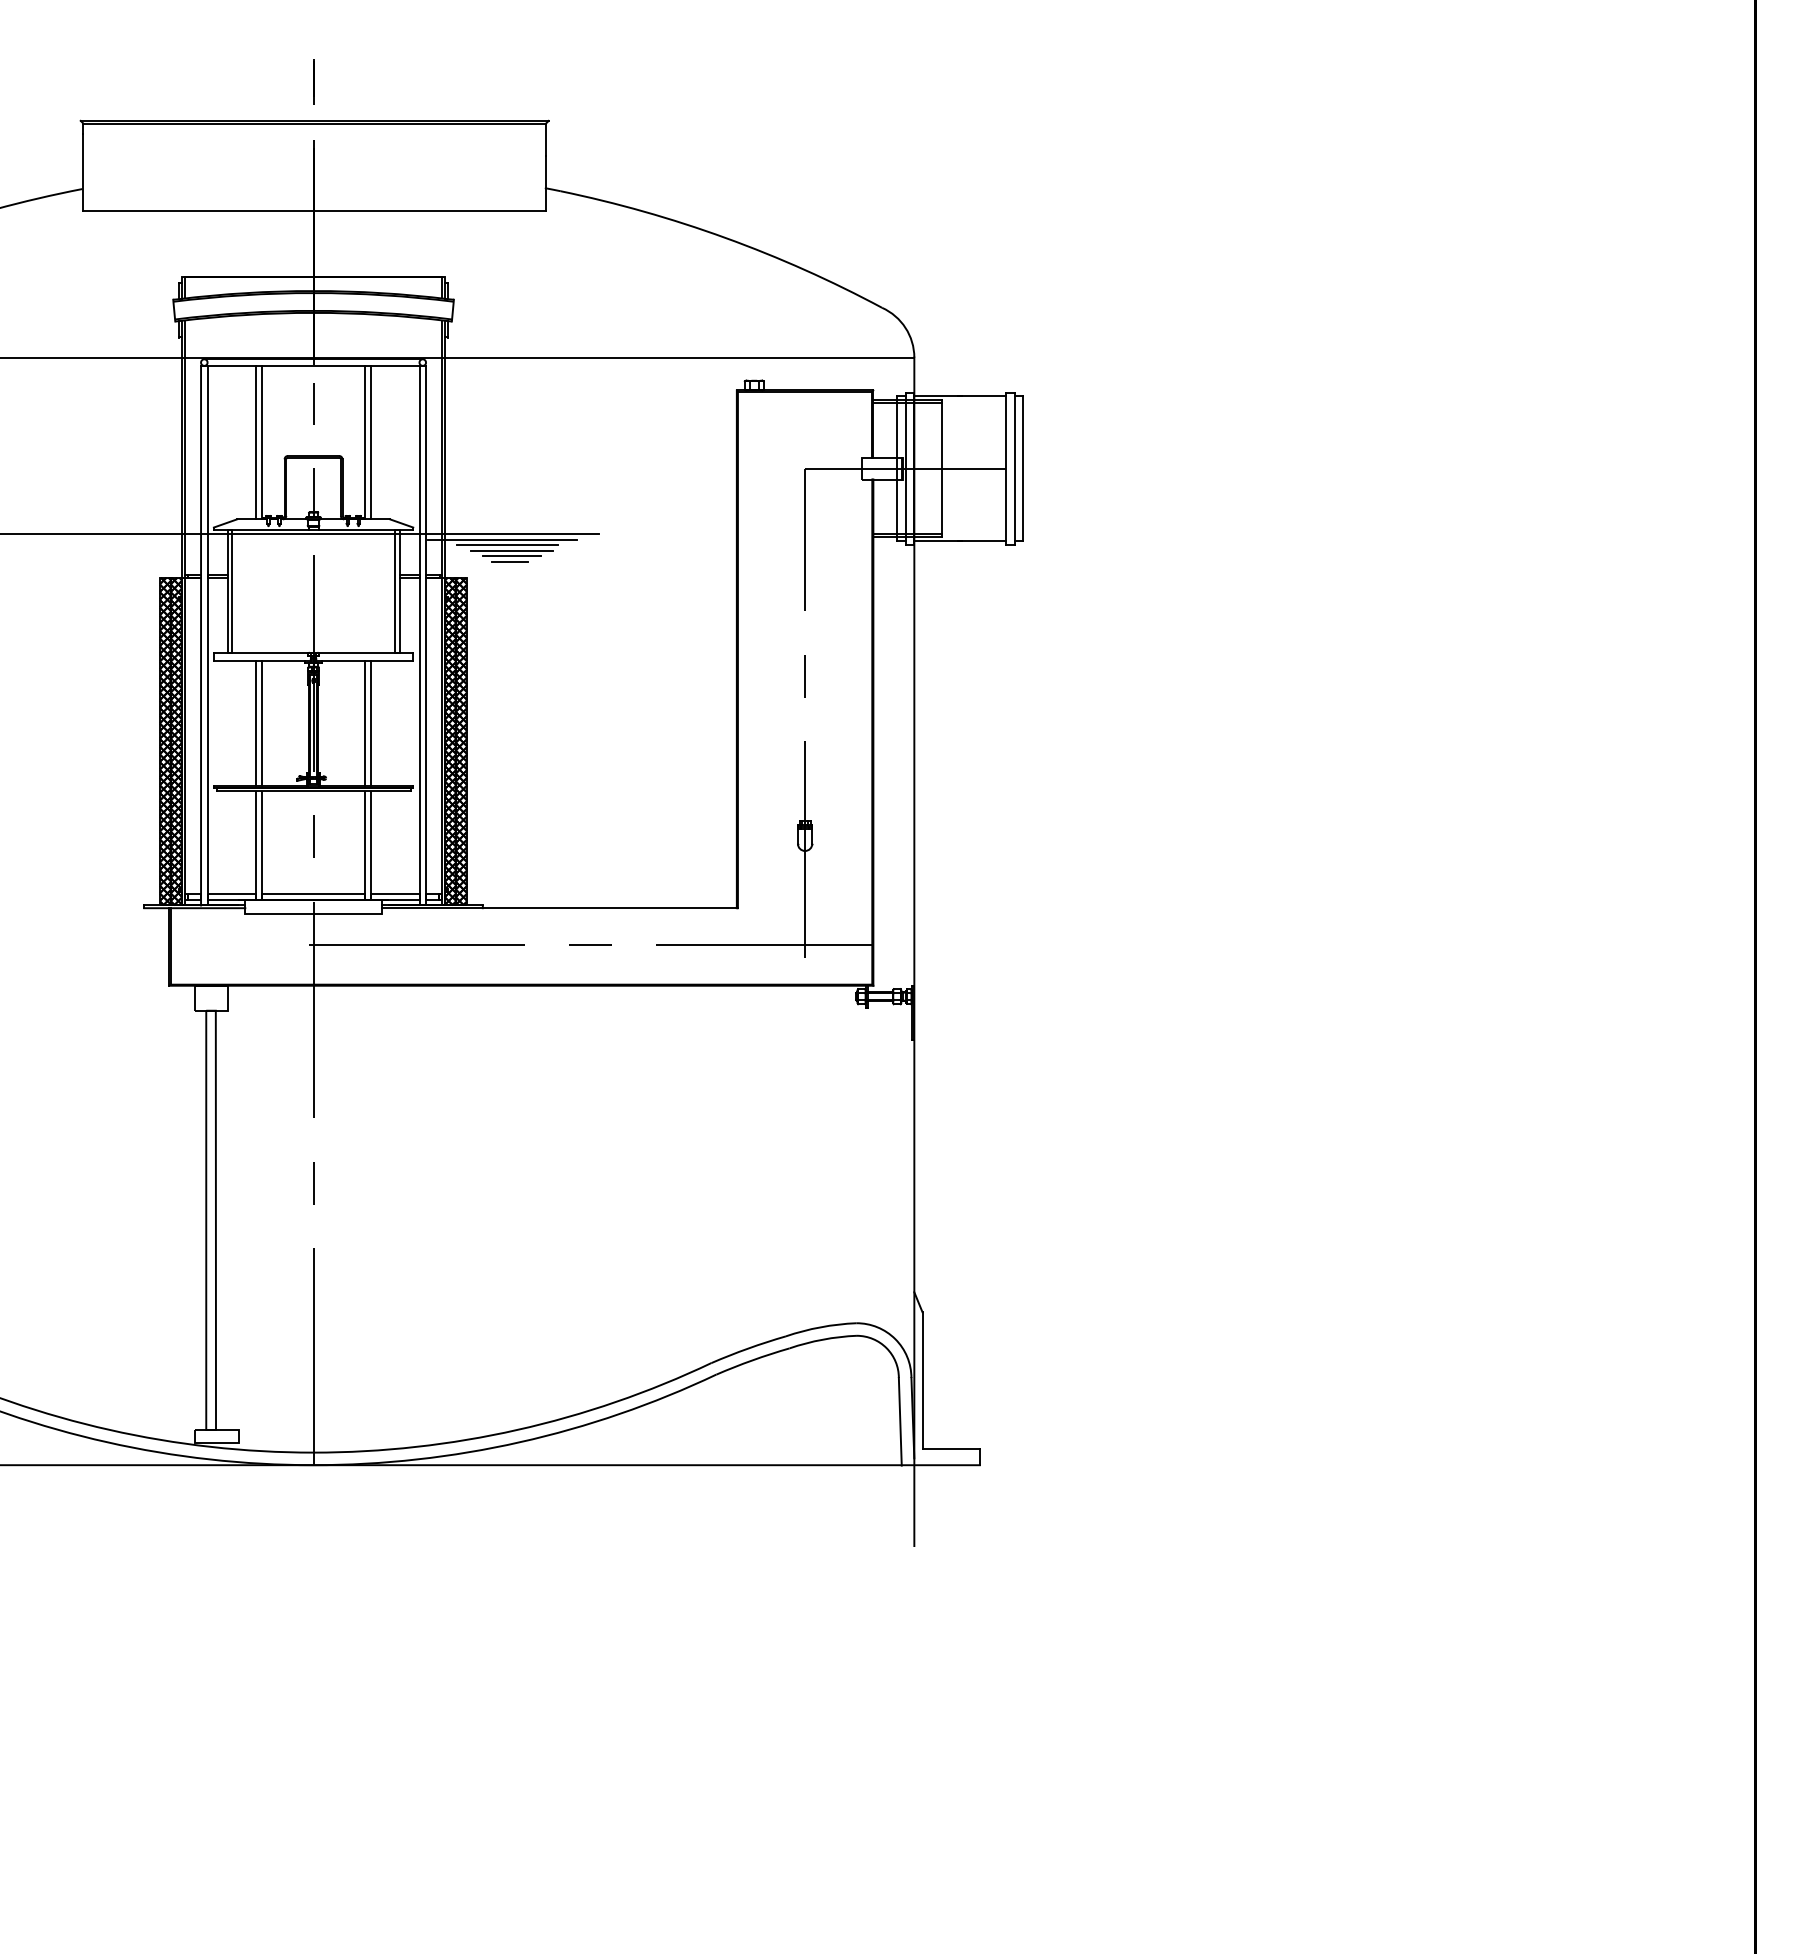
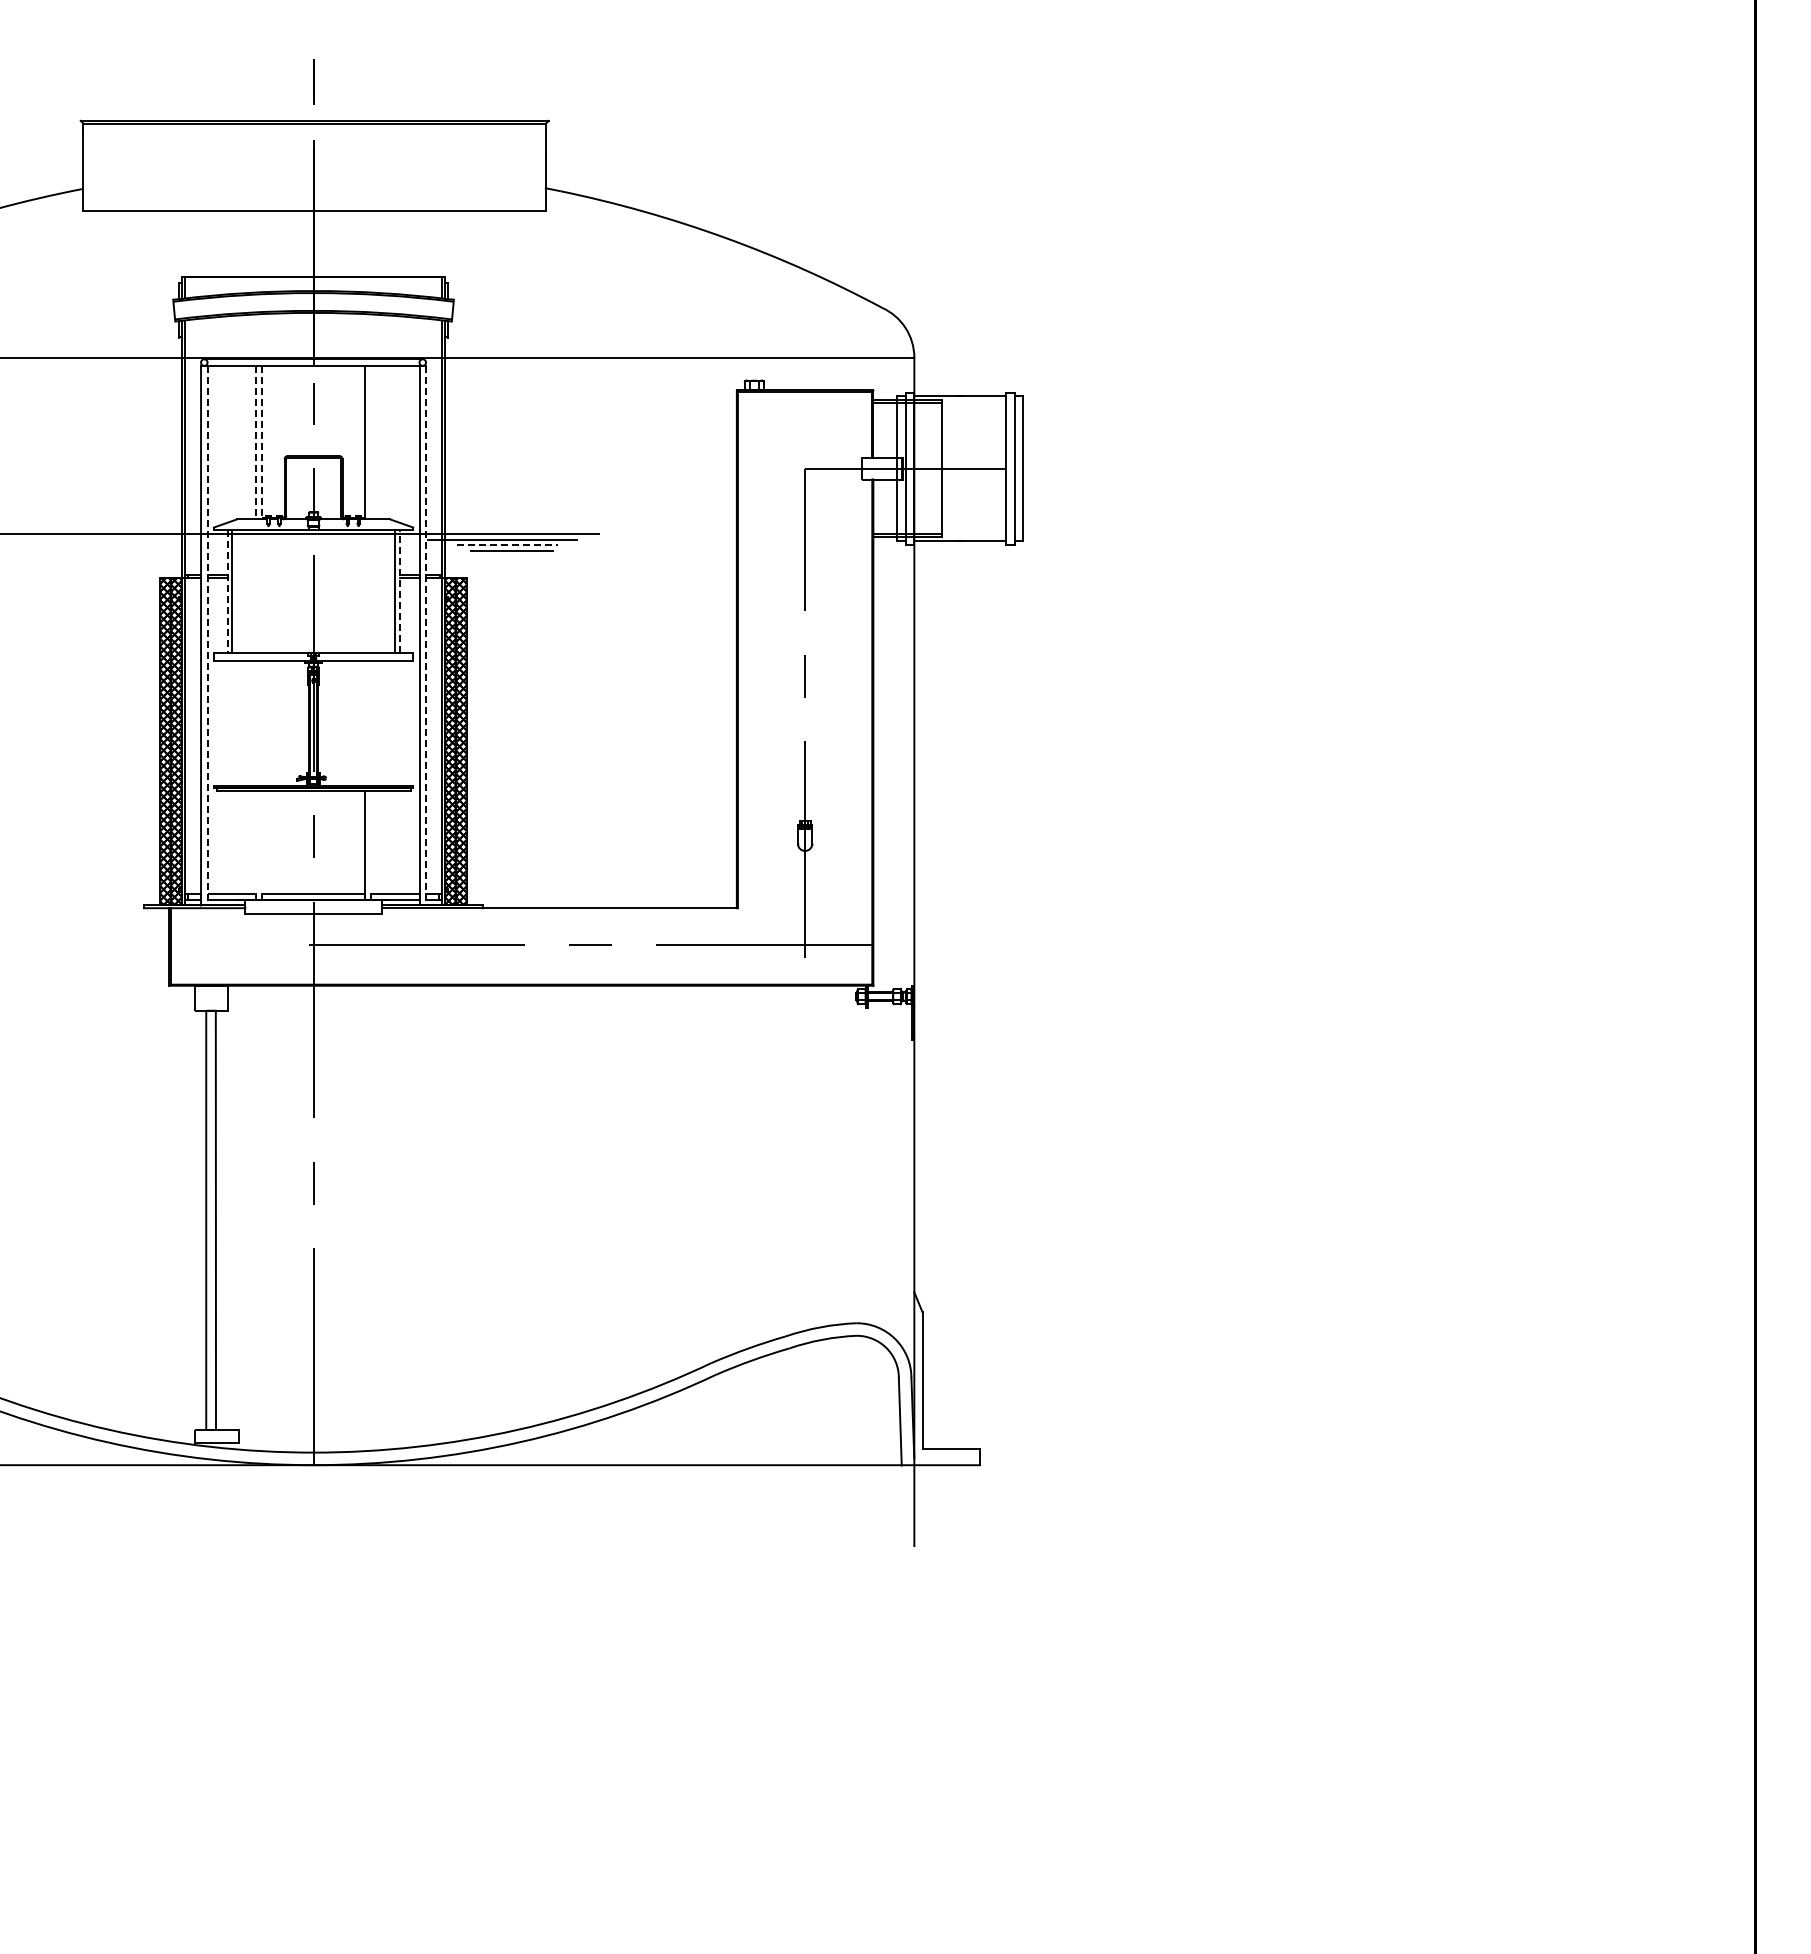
line: present -> none (371, 441)
line: solid -> dashed (255, 442)
line: solid -> dashed (262, 442)
line: solid -> dashed (507, 545)
line: present -> none (511, 556)
line: present -> none (510, 561)
line: solid -> dashed (399, 591)
line: solid -> dashed (227, 592)
line: solid -> dashed (207, 635)
line: solid -> dashed (426, 635)
line: present -> none (255, 723)
line: present -> none (262, 723)
line: present -> none (364, 723)
line: present -> none (371, 723)
line: present -> none (255, 845)
line: present -> none (262, 845)
line: present -> none (371, 845)
